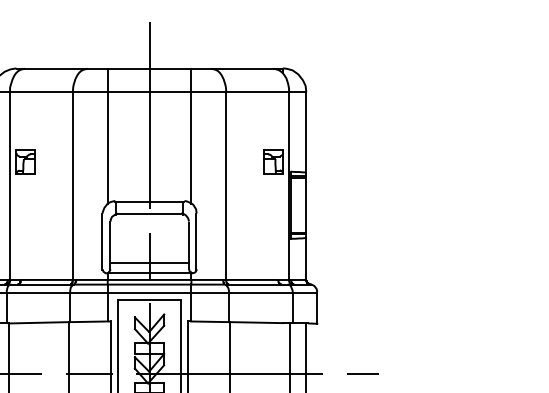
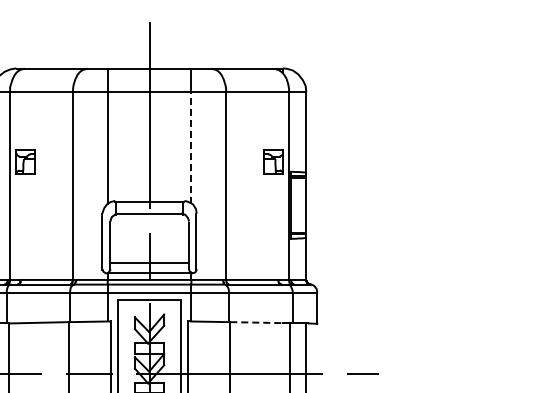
line: solid -> dashed (191, 148)
line: solid -> dashed (257, 322)
